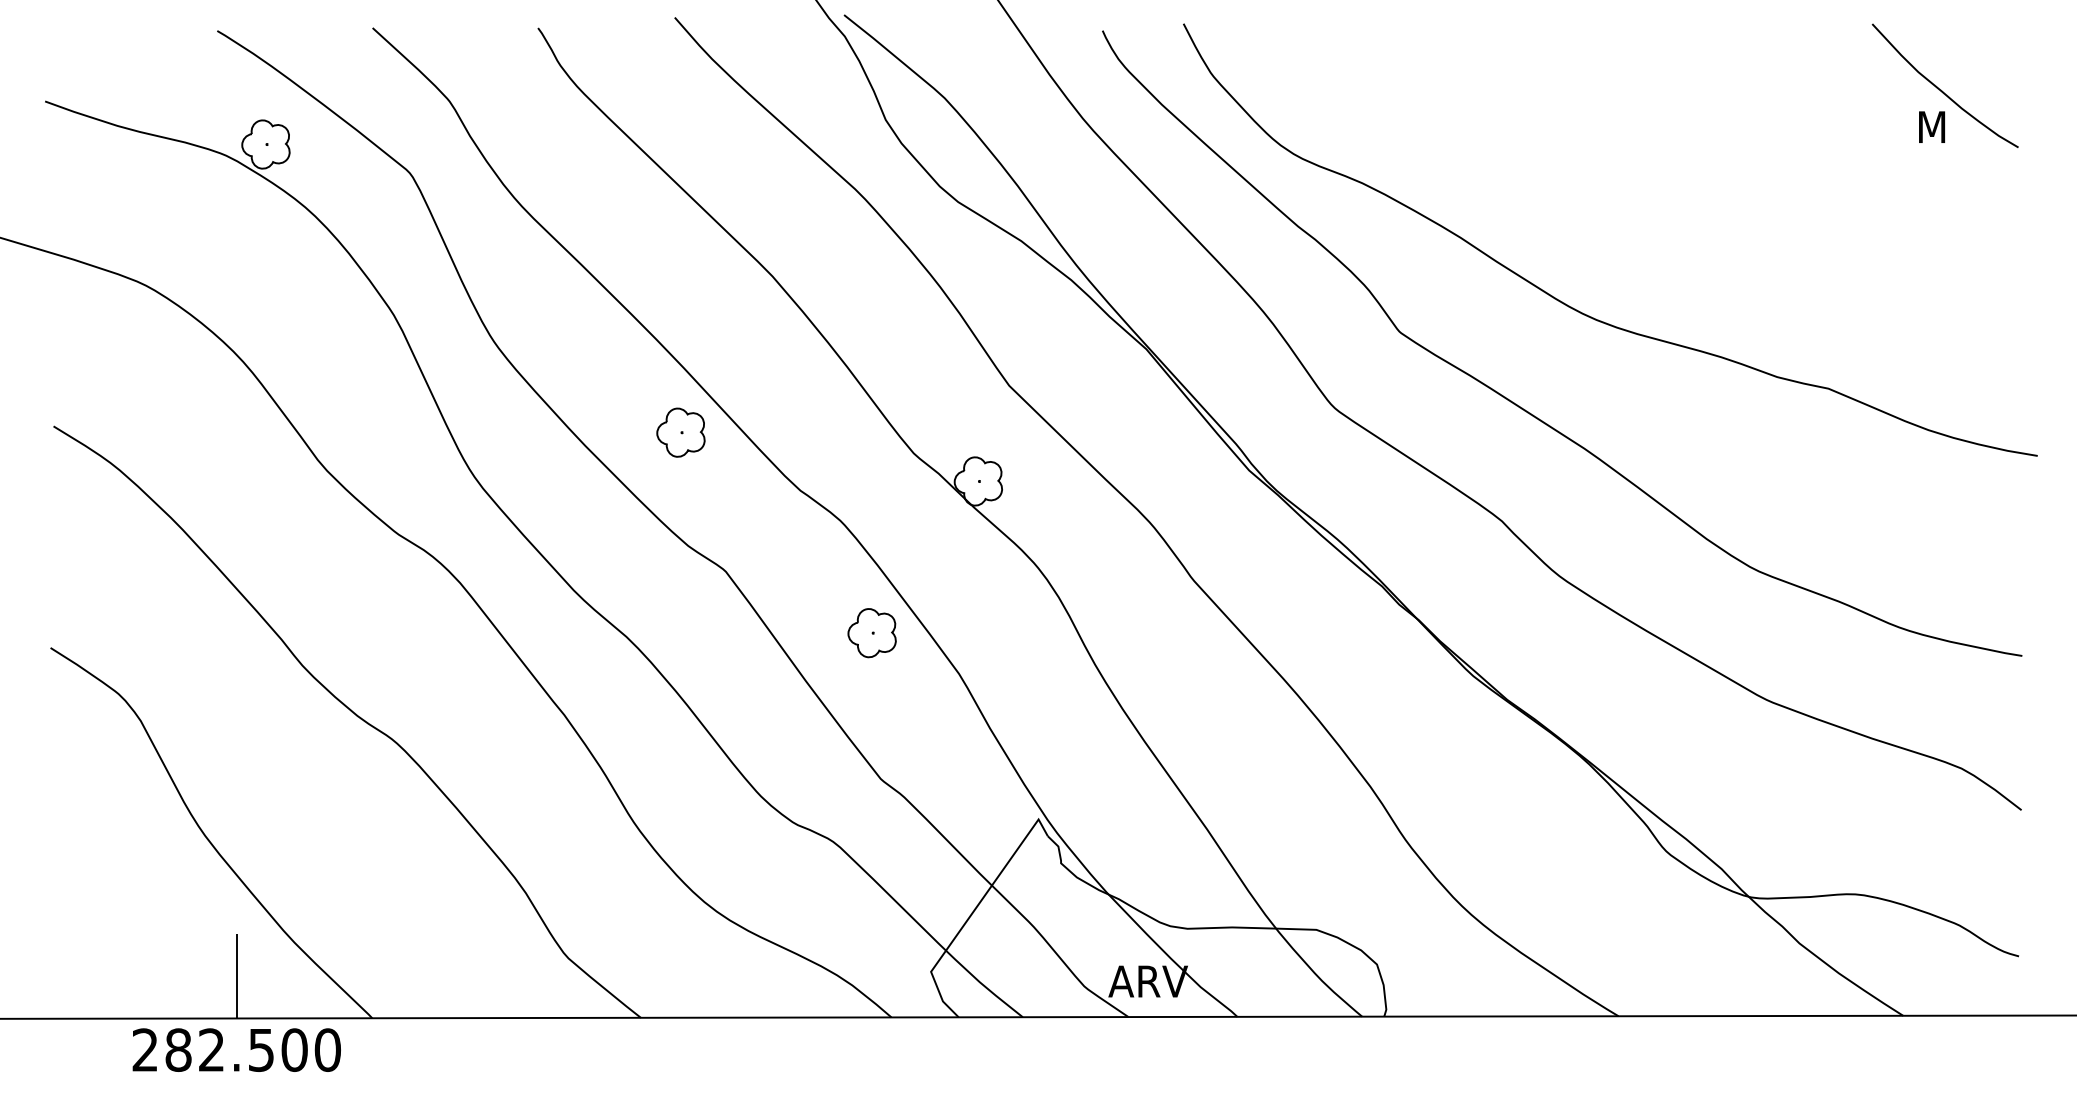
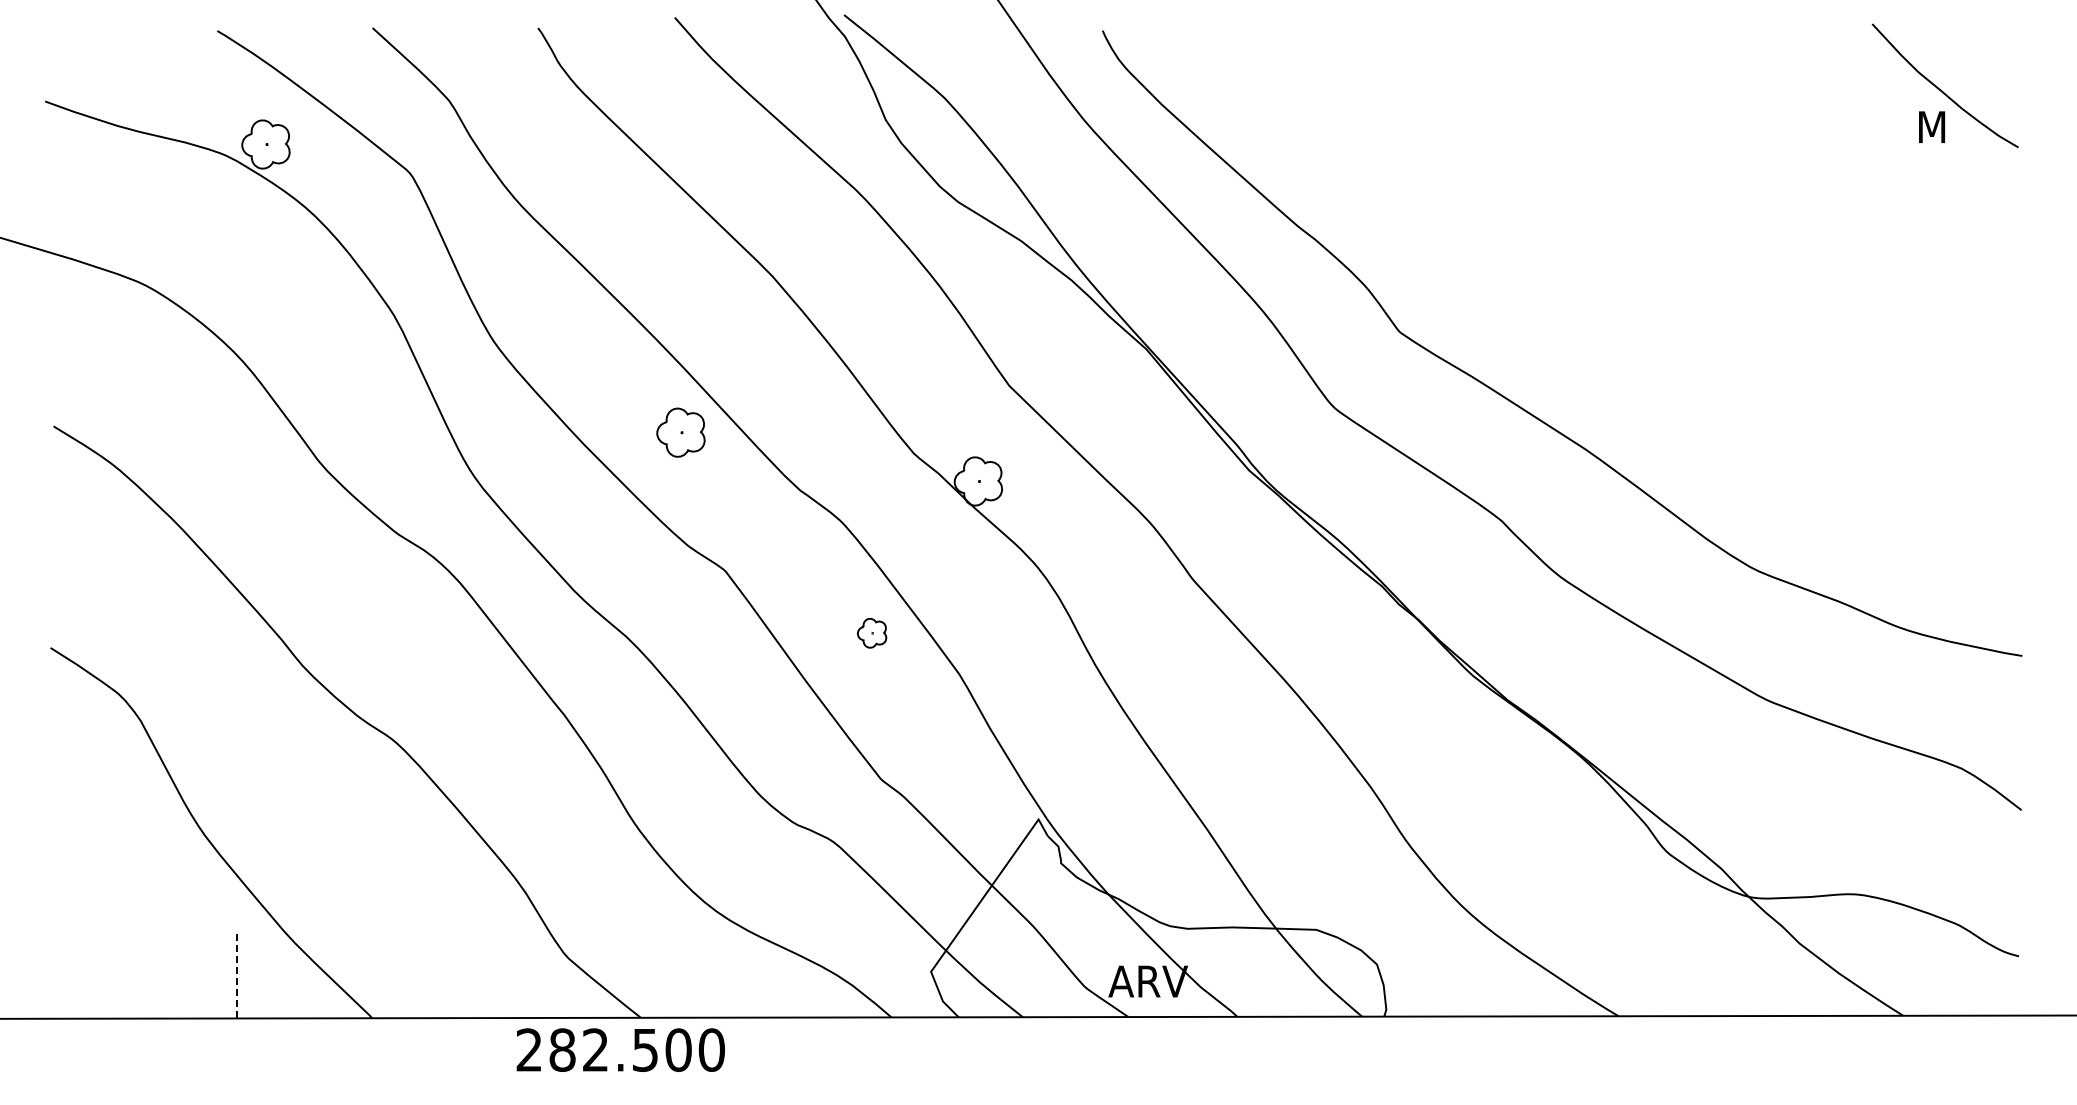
curve: present -> none (1575, 308)
part size: 50x51 px -> 31x31 px (872, 633)
line: solid -> dashed (236, 975)
text position: (236, 1049) -> (620, 1049) (620, 1049)
